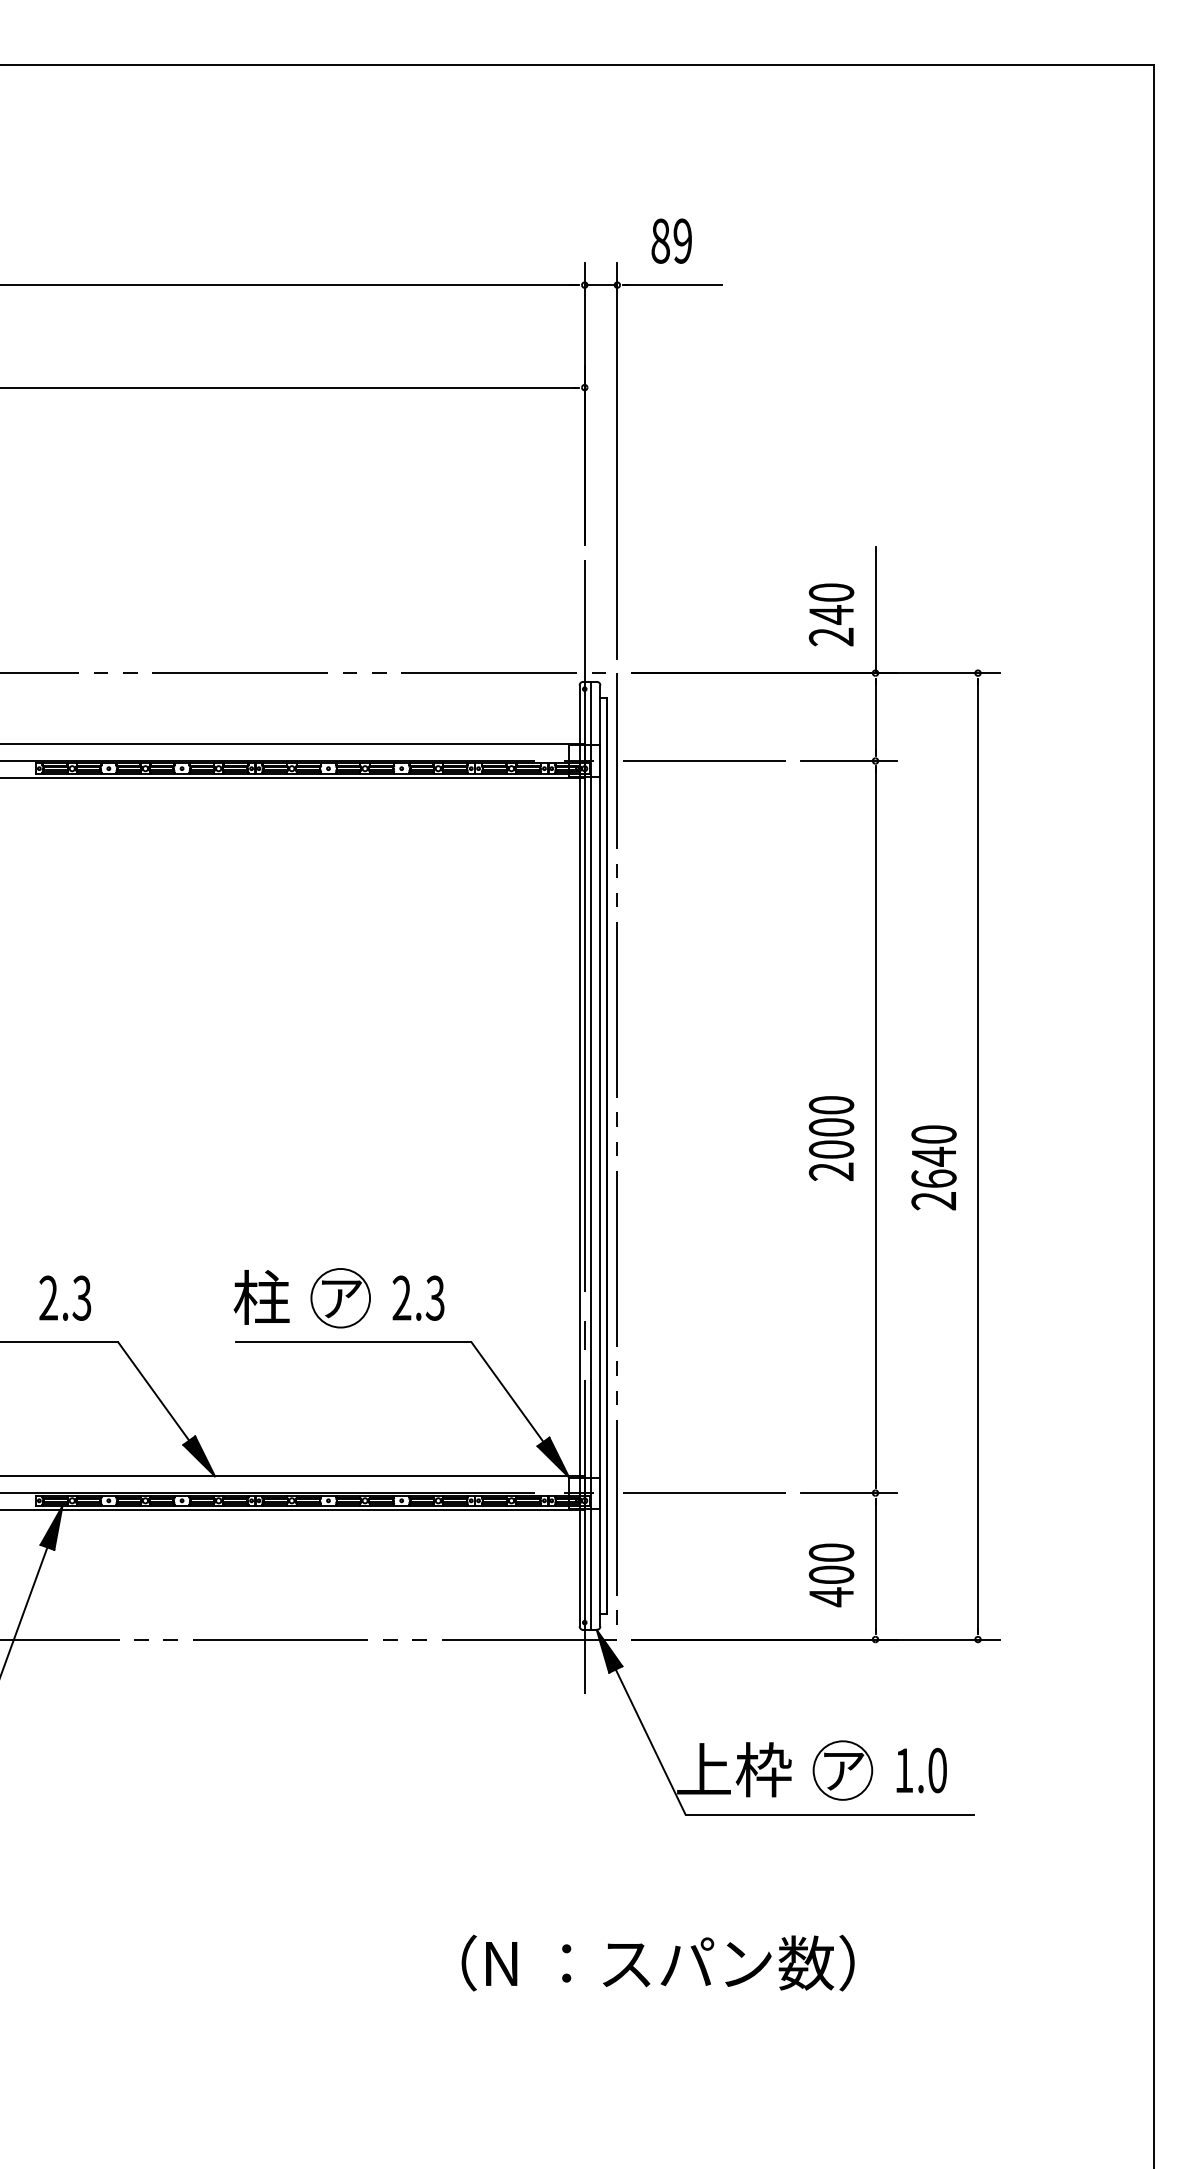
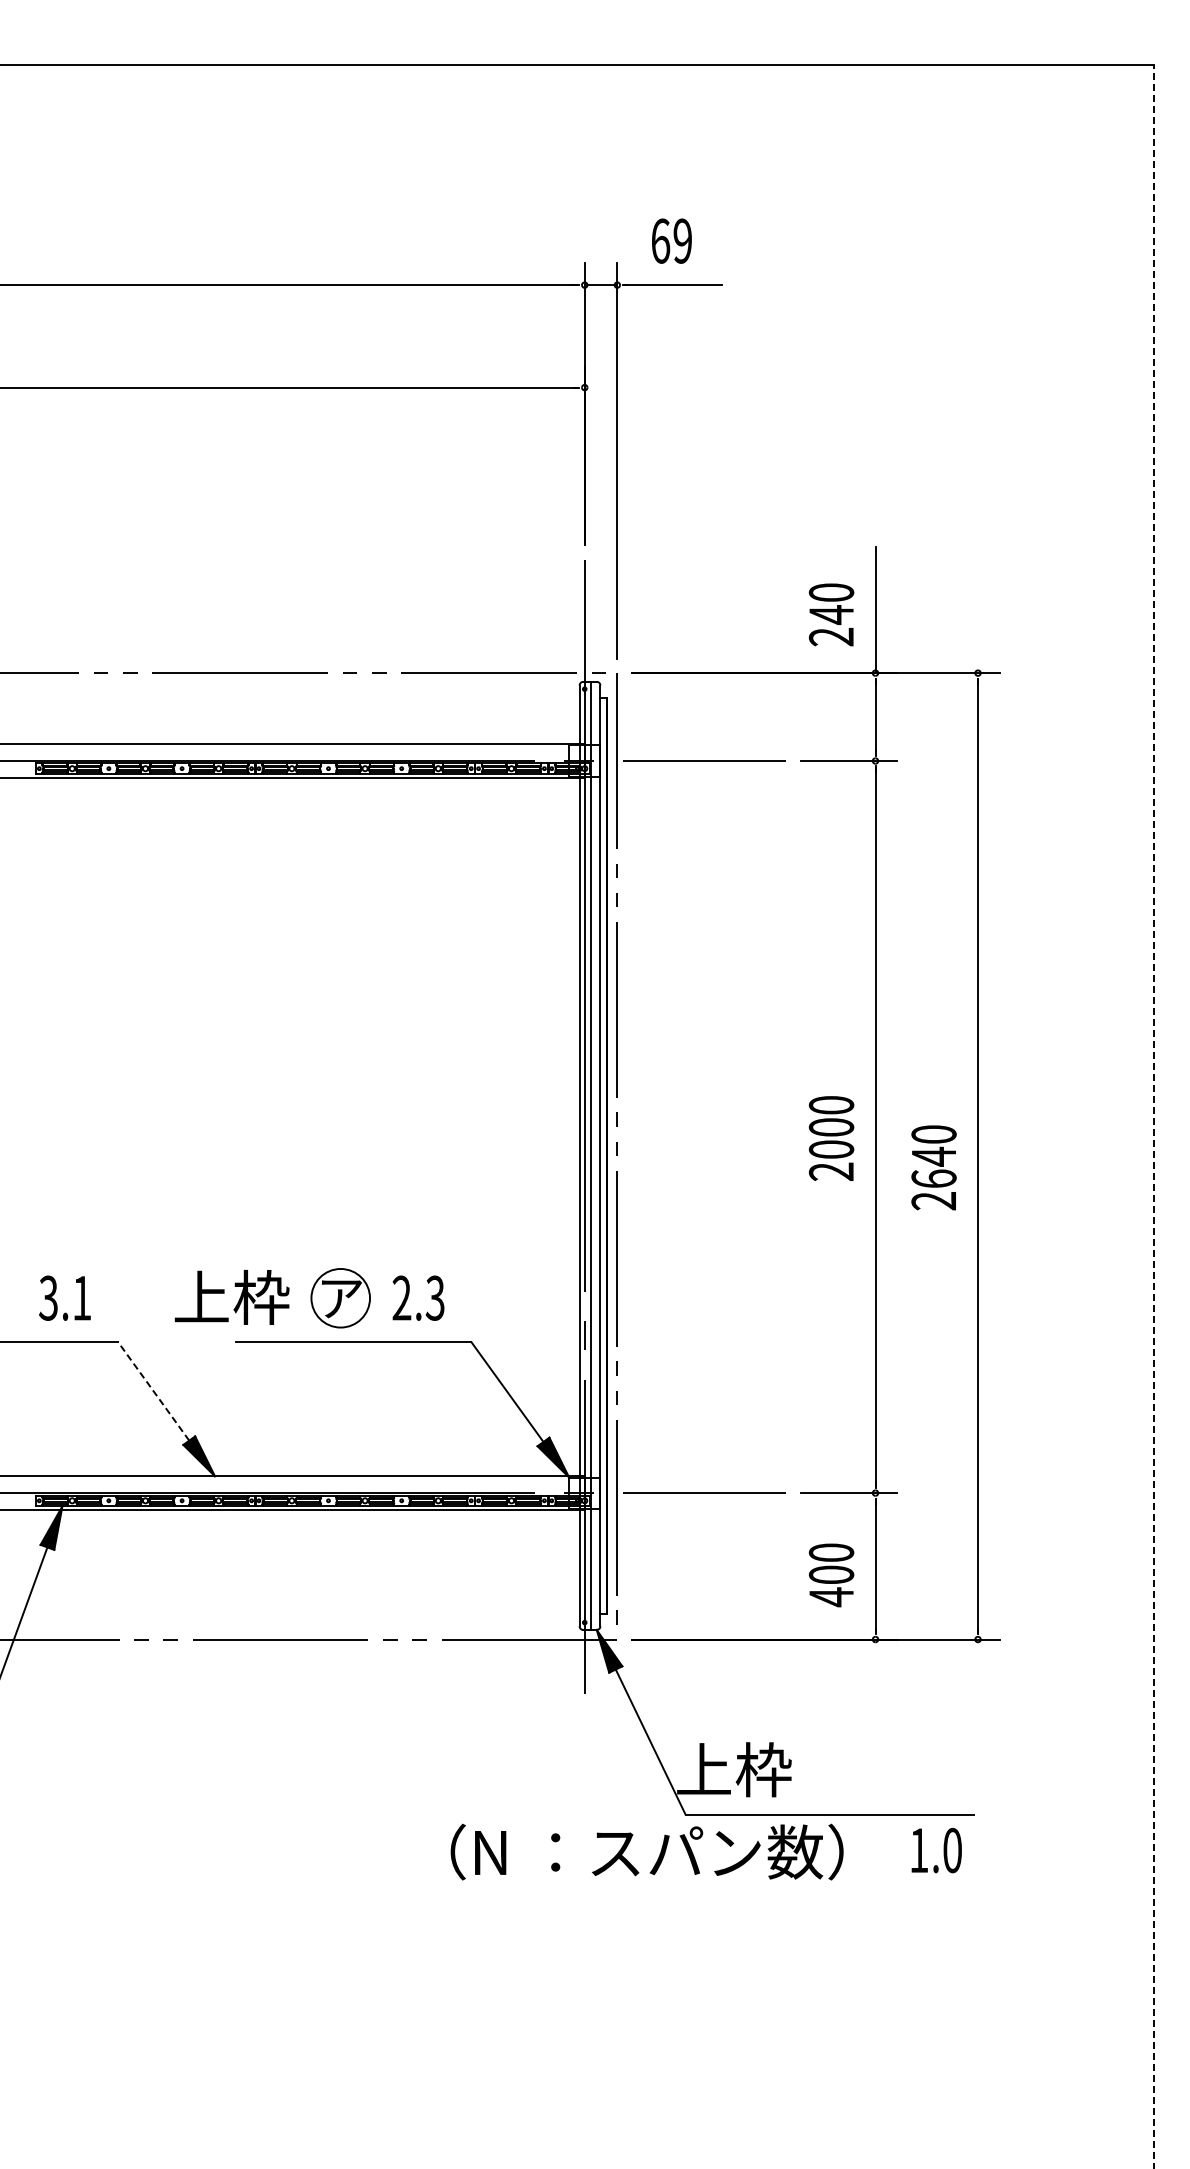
text: 89 -> 69 (660, 240)
line: solid -> dashed (1154, 1116)
text: 2.3 -> 3.1 (65, 1297)
text: 柱 -> 上枠 (231, 1297)
line: solid -> dashed (153, 1391)
part: present -> none (842, 1770)
text position: (921, 1770) -> (936, 1850) (936, 1850)
text position: (657, 1962) -> (646, 1851) (646, 1851)
